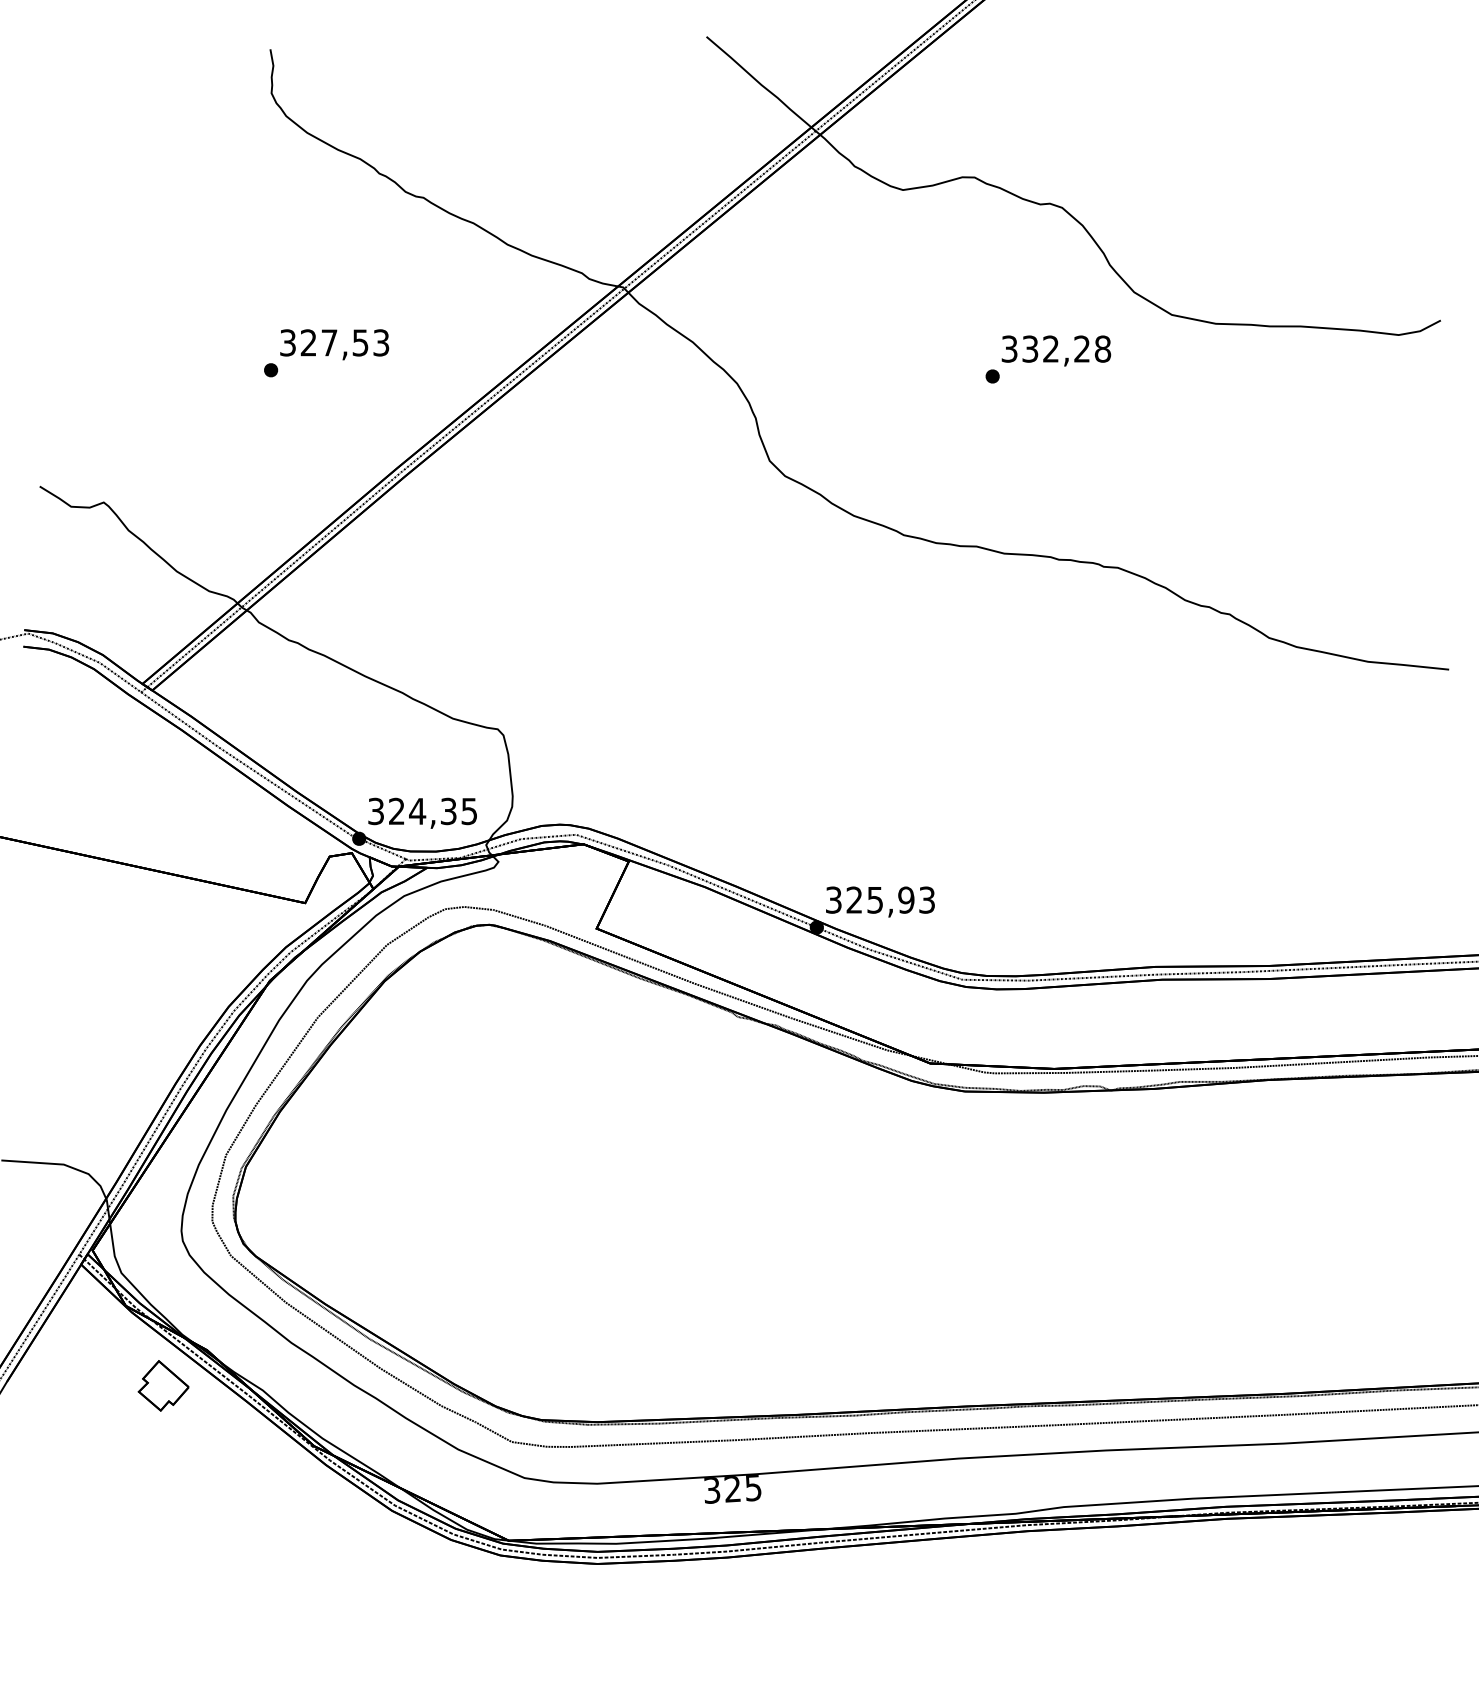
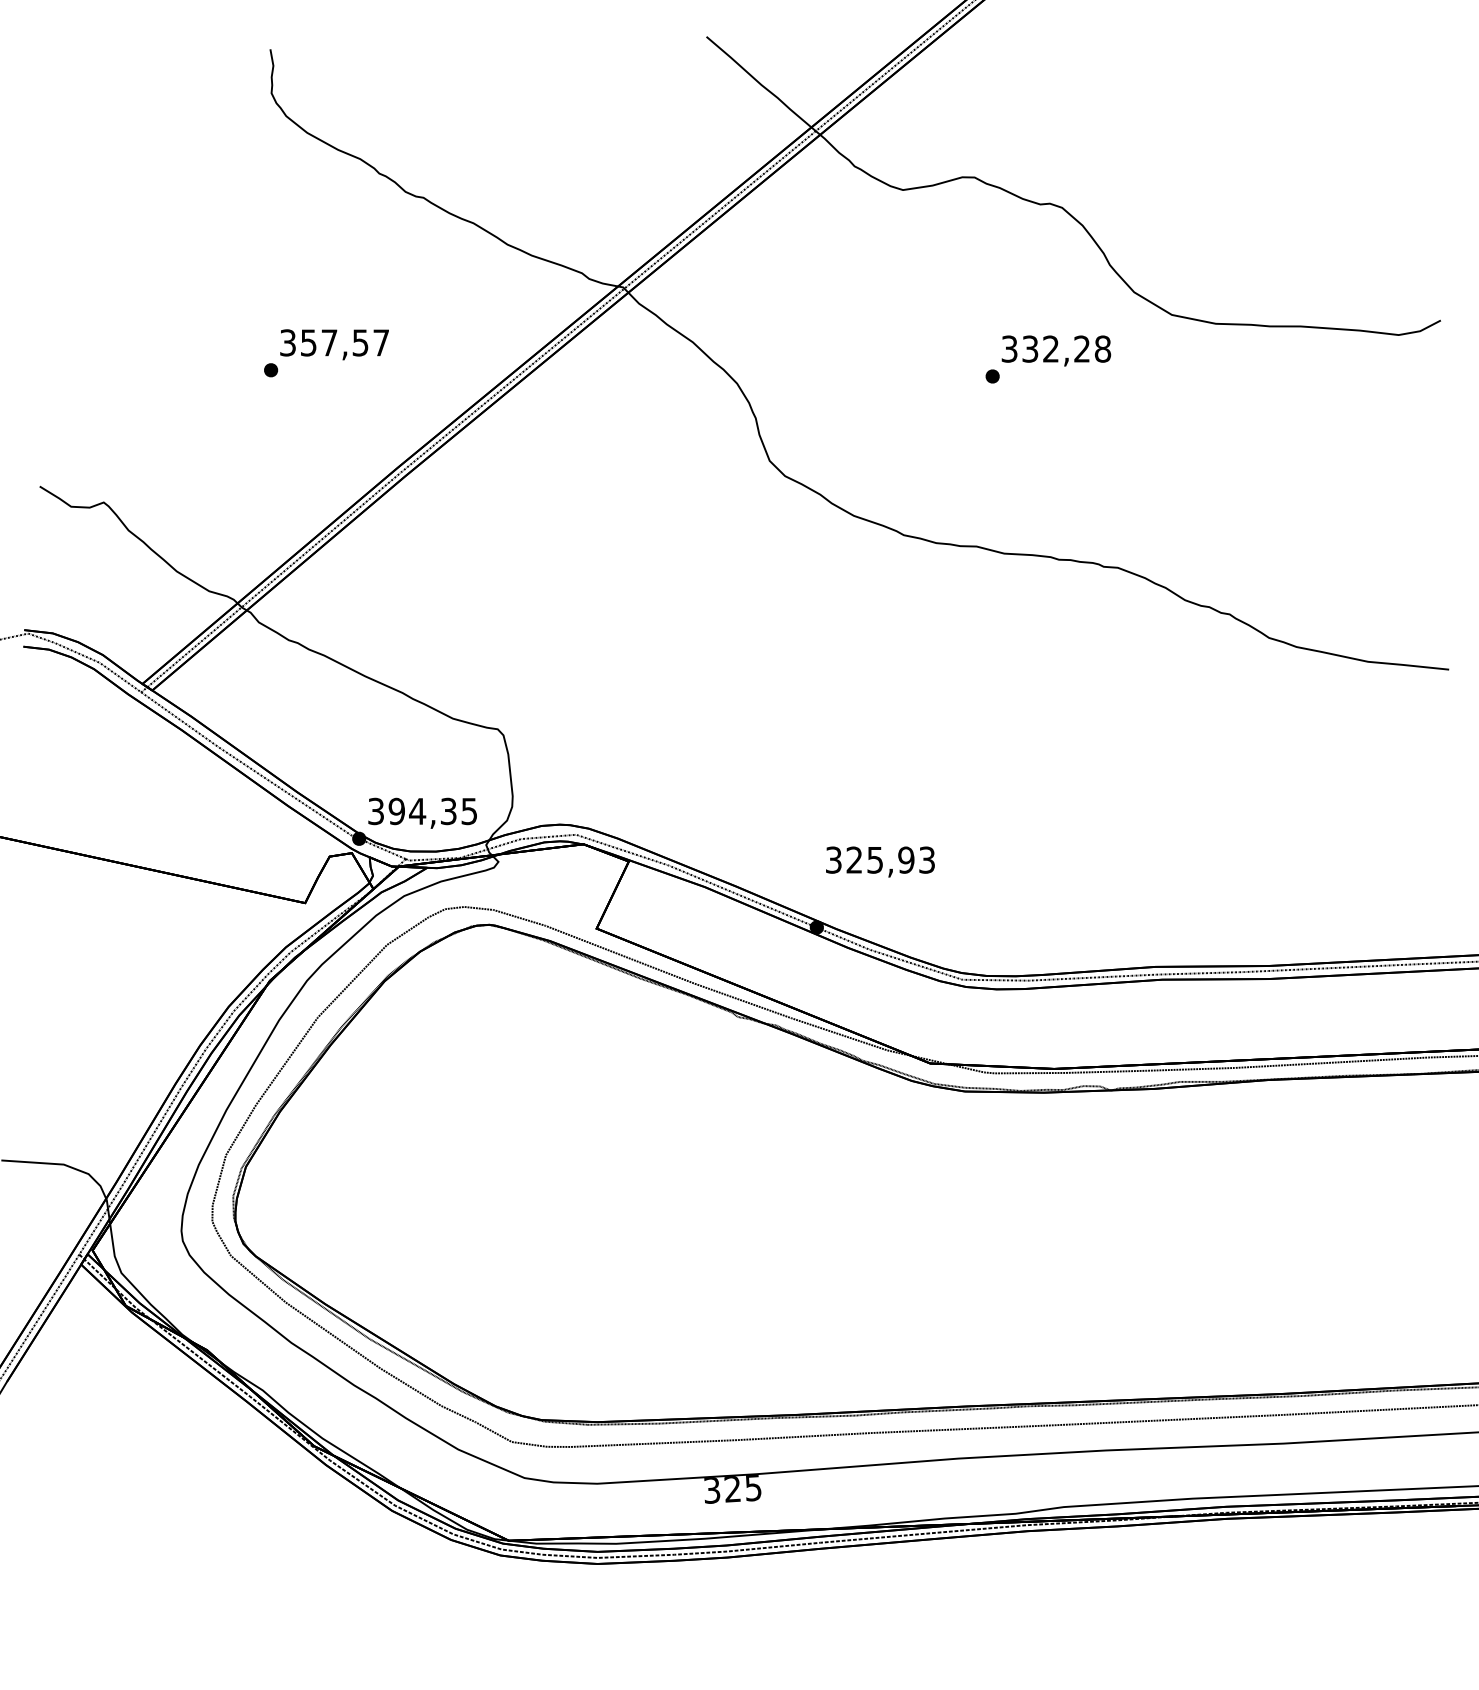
text: 327,53 -> 357,57 (344, 342)
text: 324,35 -> 394,35 (396, 811)
text position: (880, 901) -> (880, 861) (880, 861)
part: present -> none (163, 1385)
